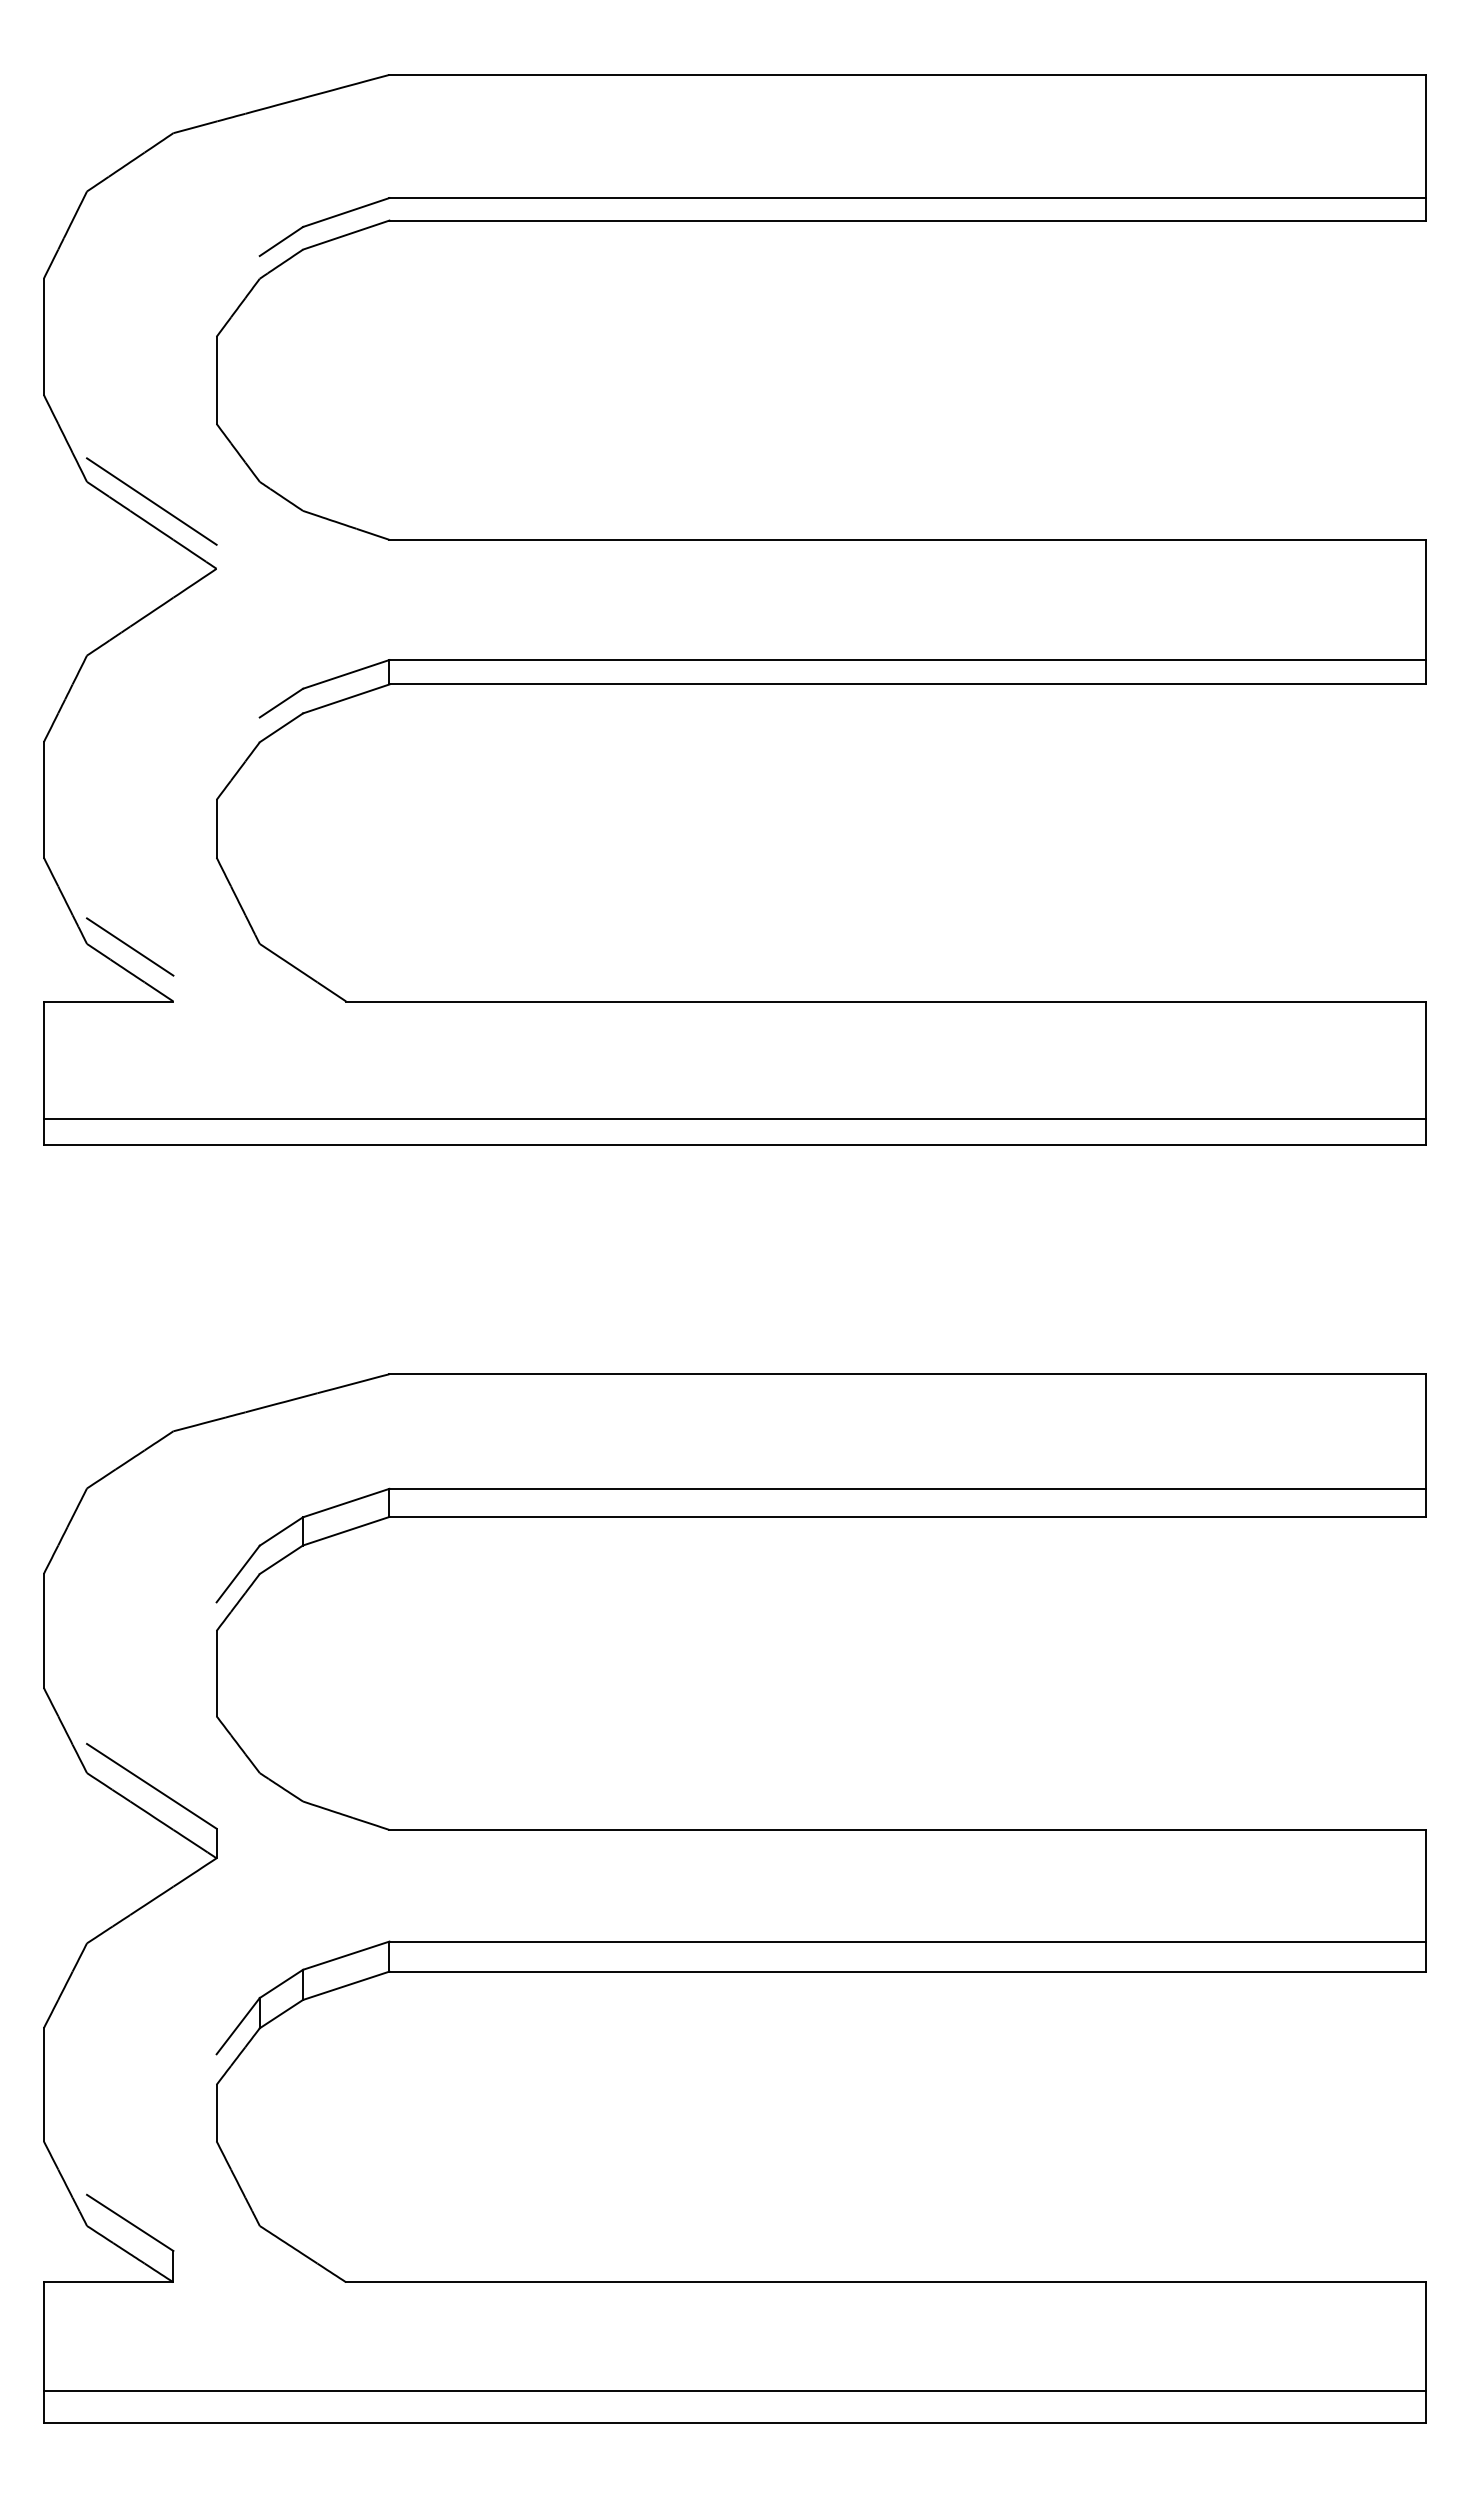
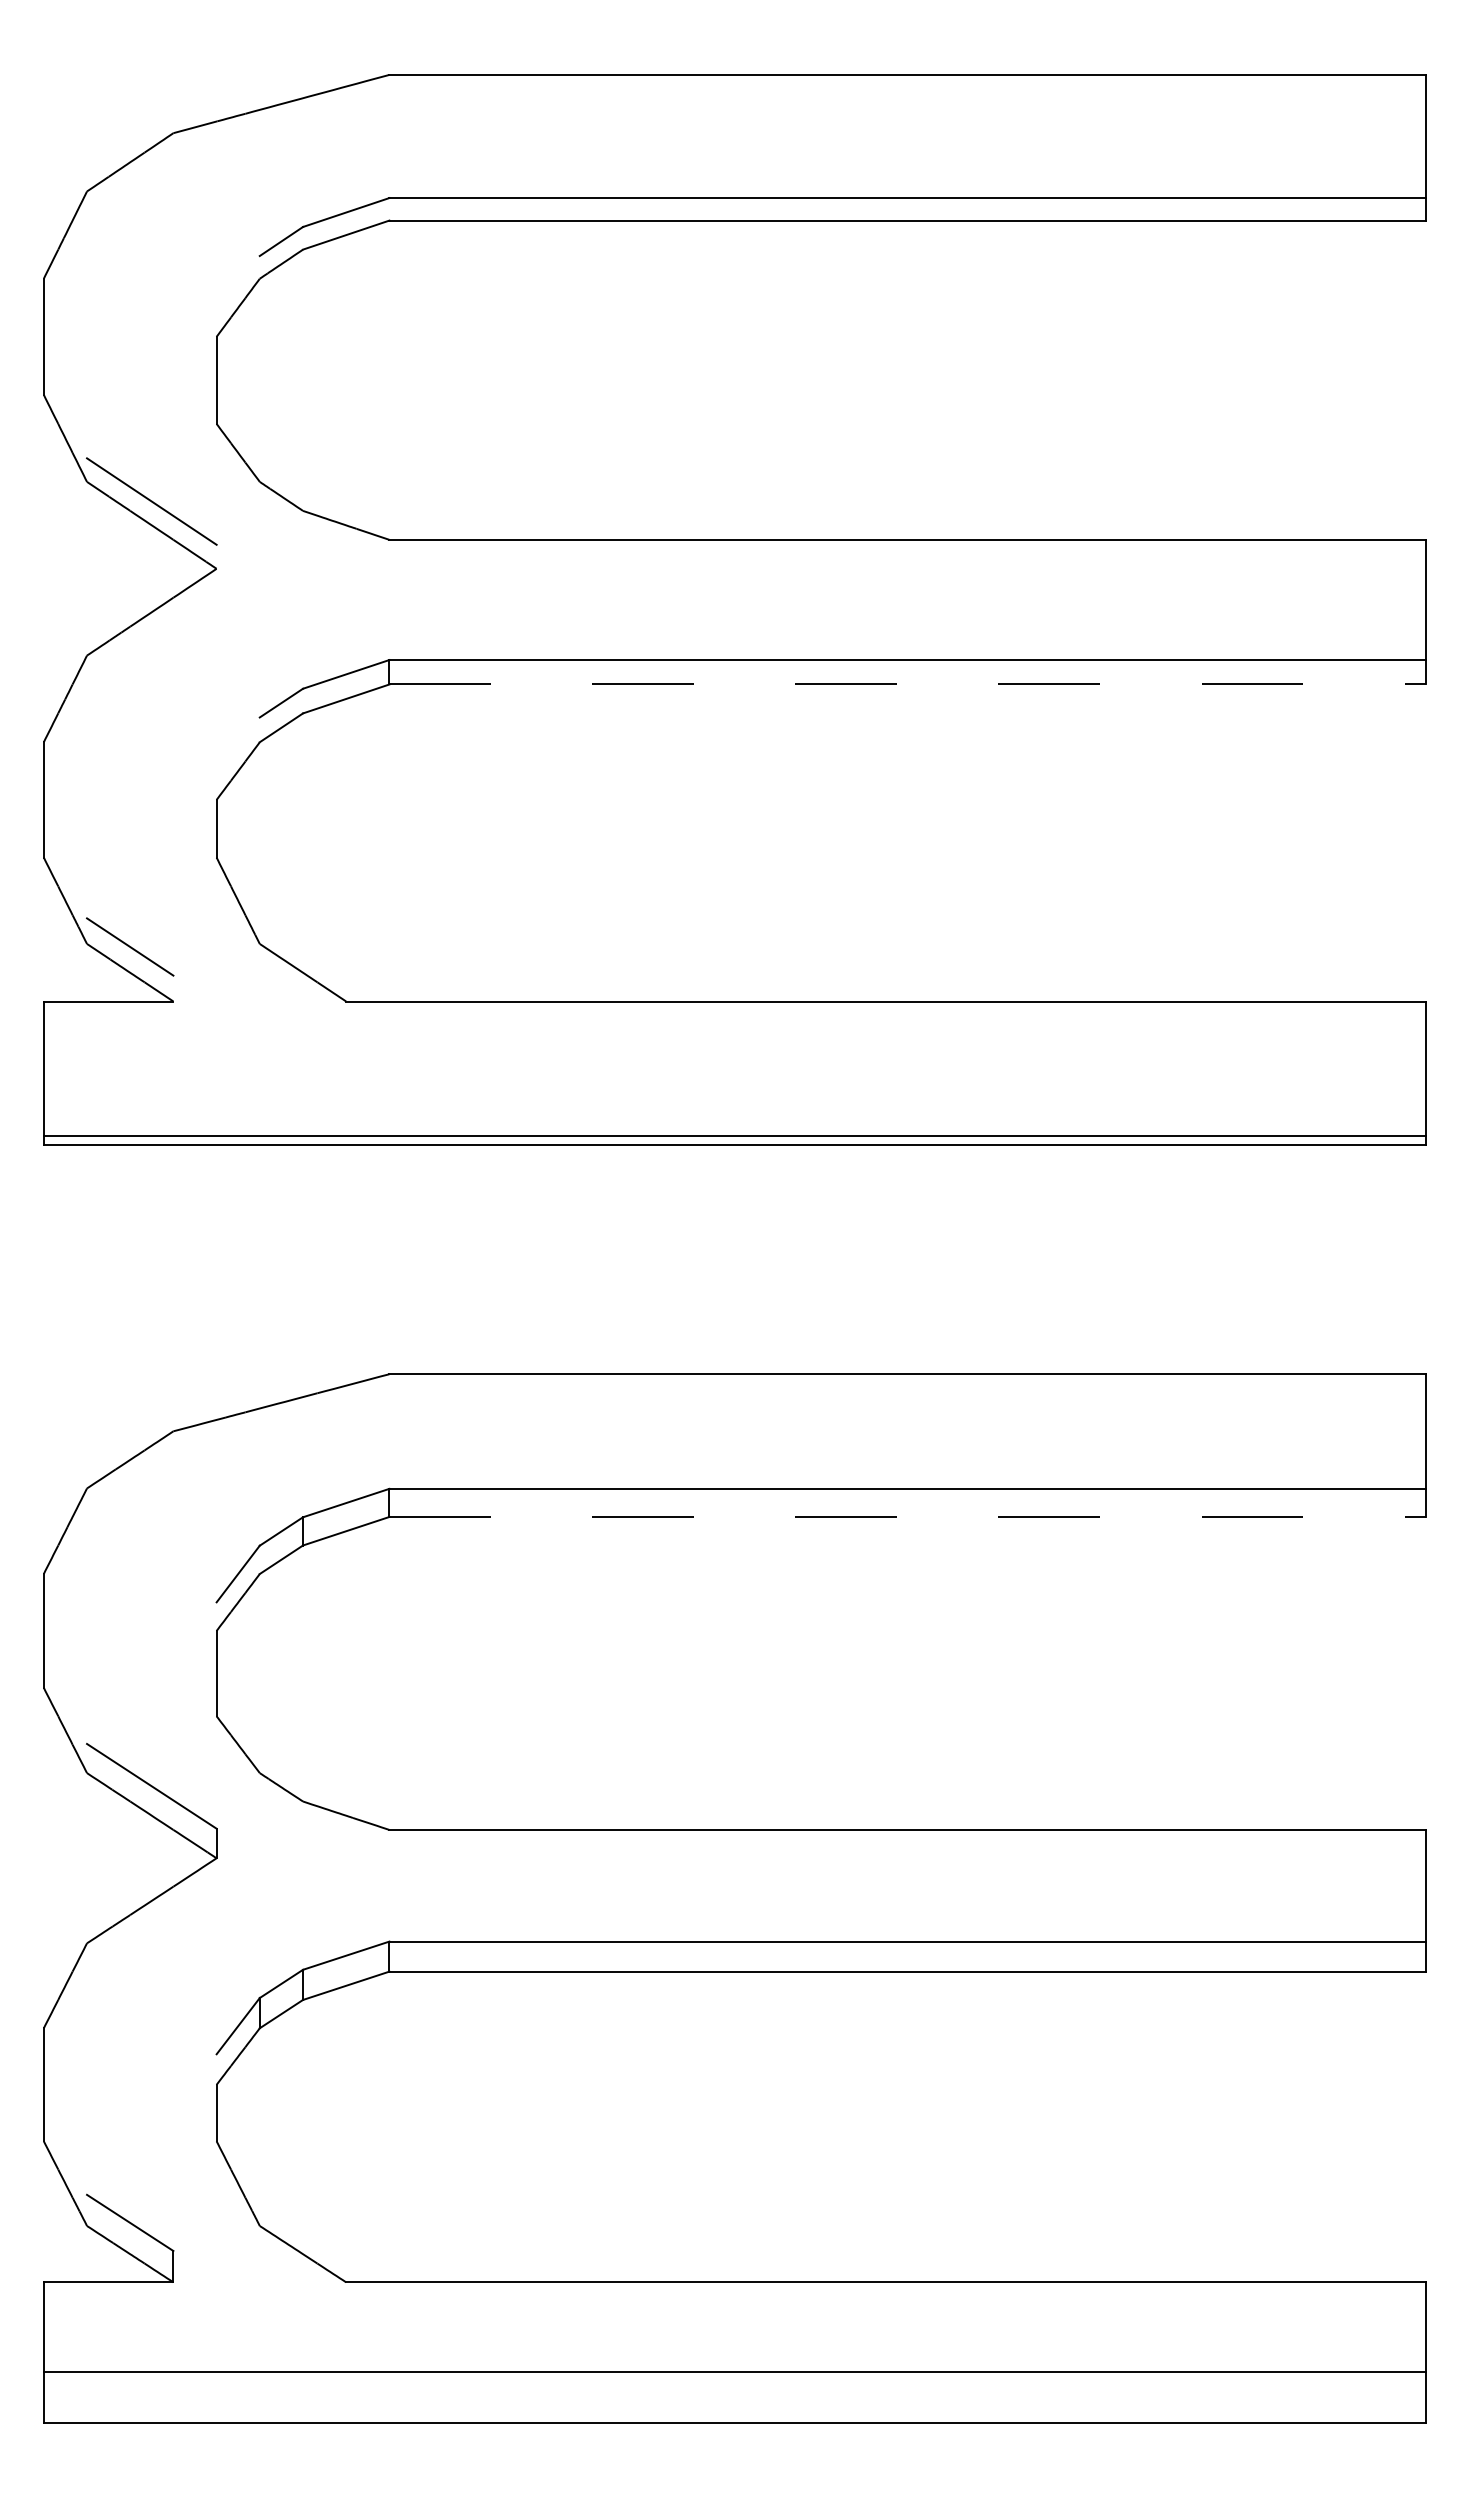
line: solid -> dashed (908, 684)
line position: (734, 1118) -> (734, 1135) (734, 1135)
line: solid -> dashed (908, 1516)
line position: (734, 2391) -> (734, 2372) (734, 2372)
